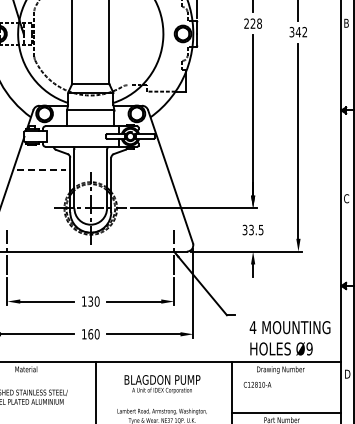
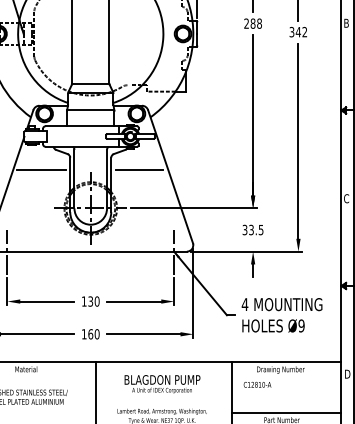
text: 228 -> 288 (252, 23)
line: dashed -> solid (42, 169)
line: none -> present (139, 169)
text position: (289, 338) -> (281, 315) (281, 315)
